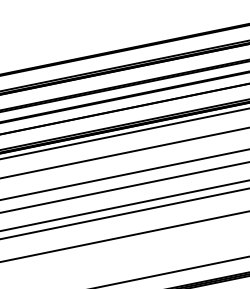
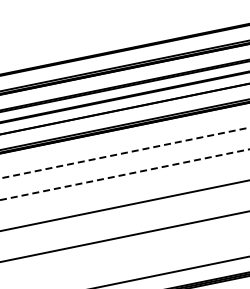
line: present -> none (124, 133)
line: solid -> dashed (124, 153)
line: solid -> dashed (125, 174)
line: present -> none (124, 187)
line: present -> none (124, 213)
